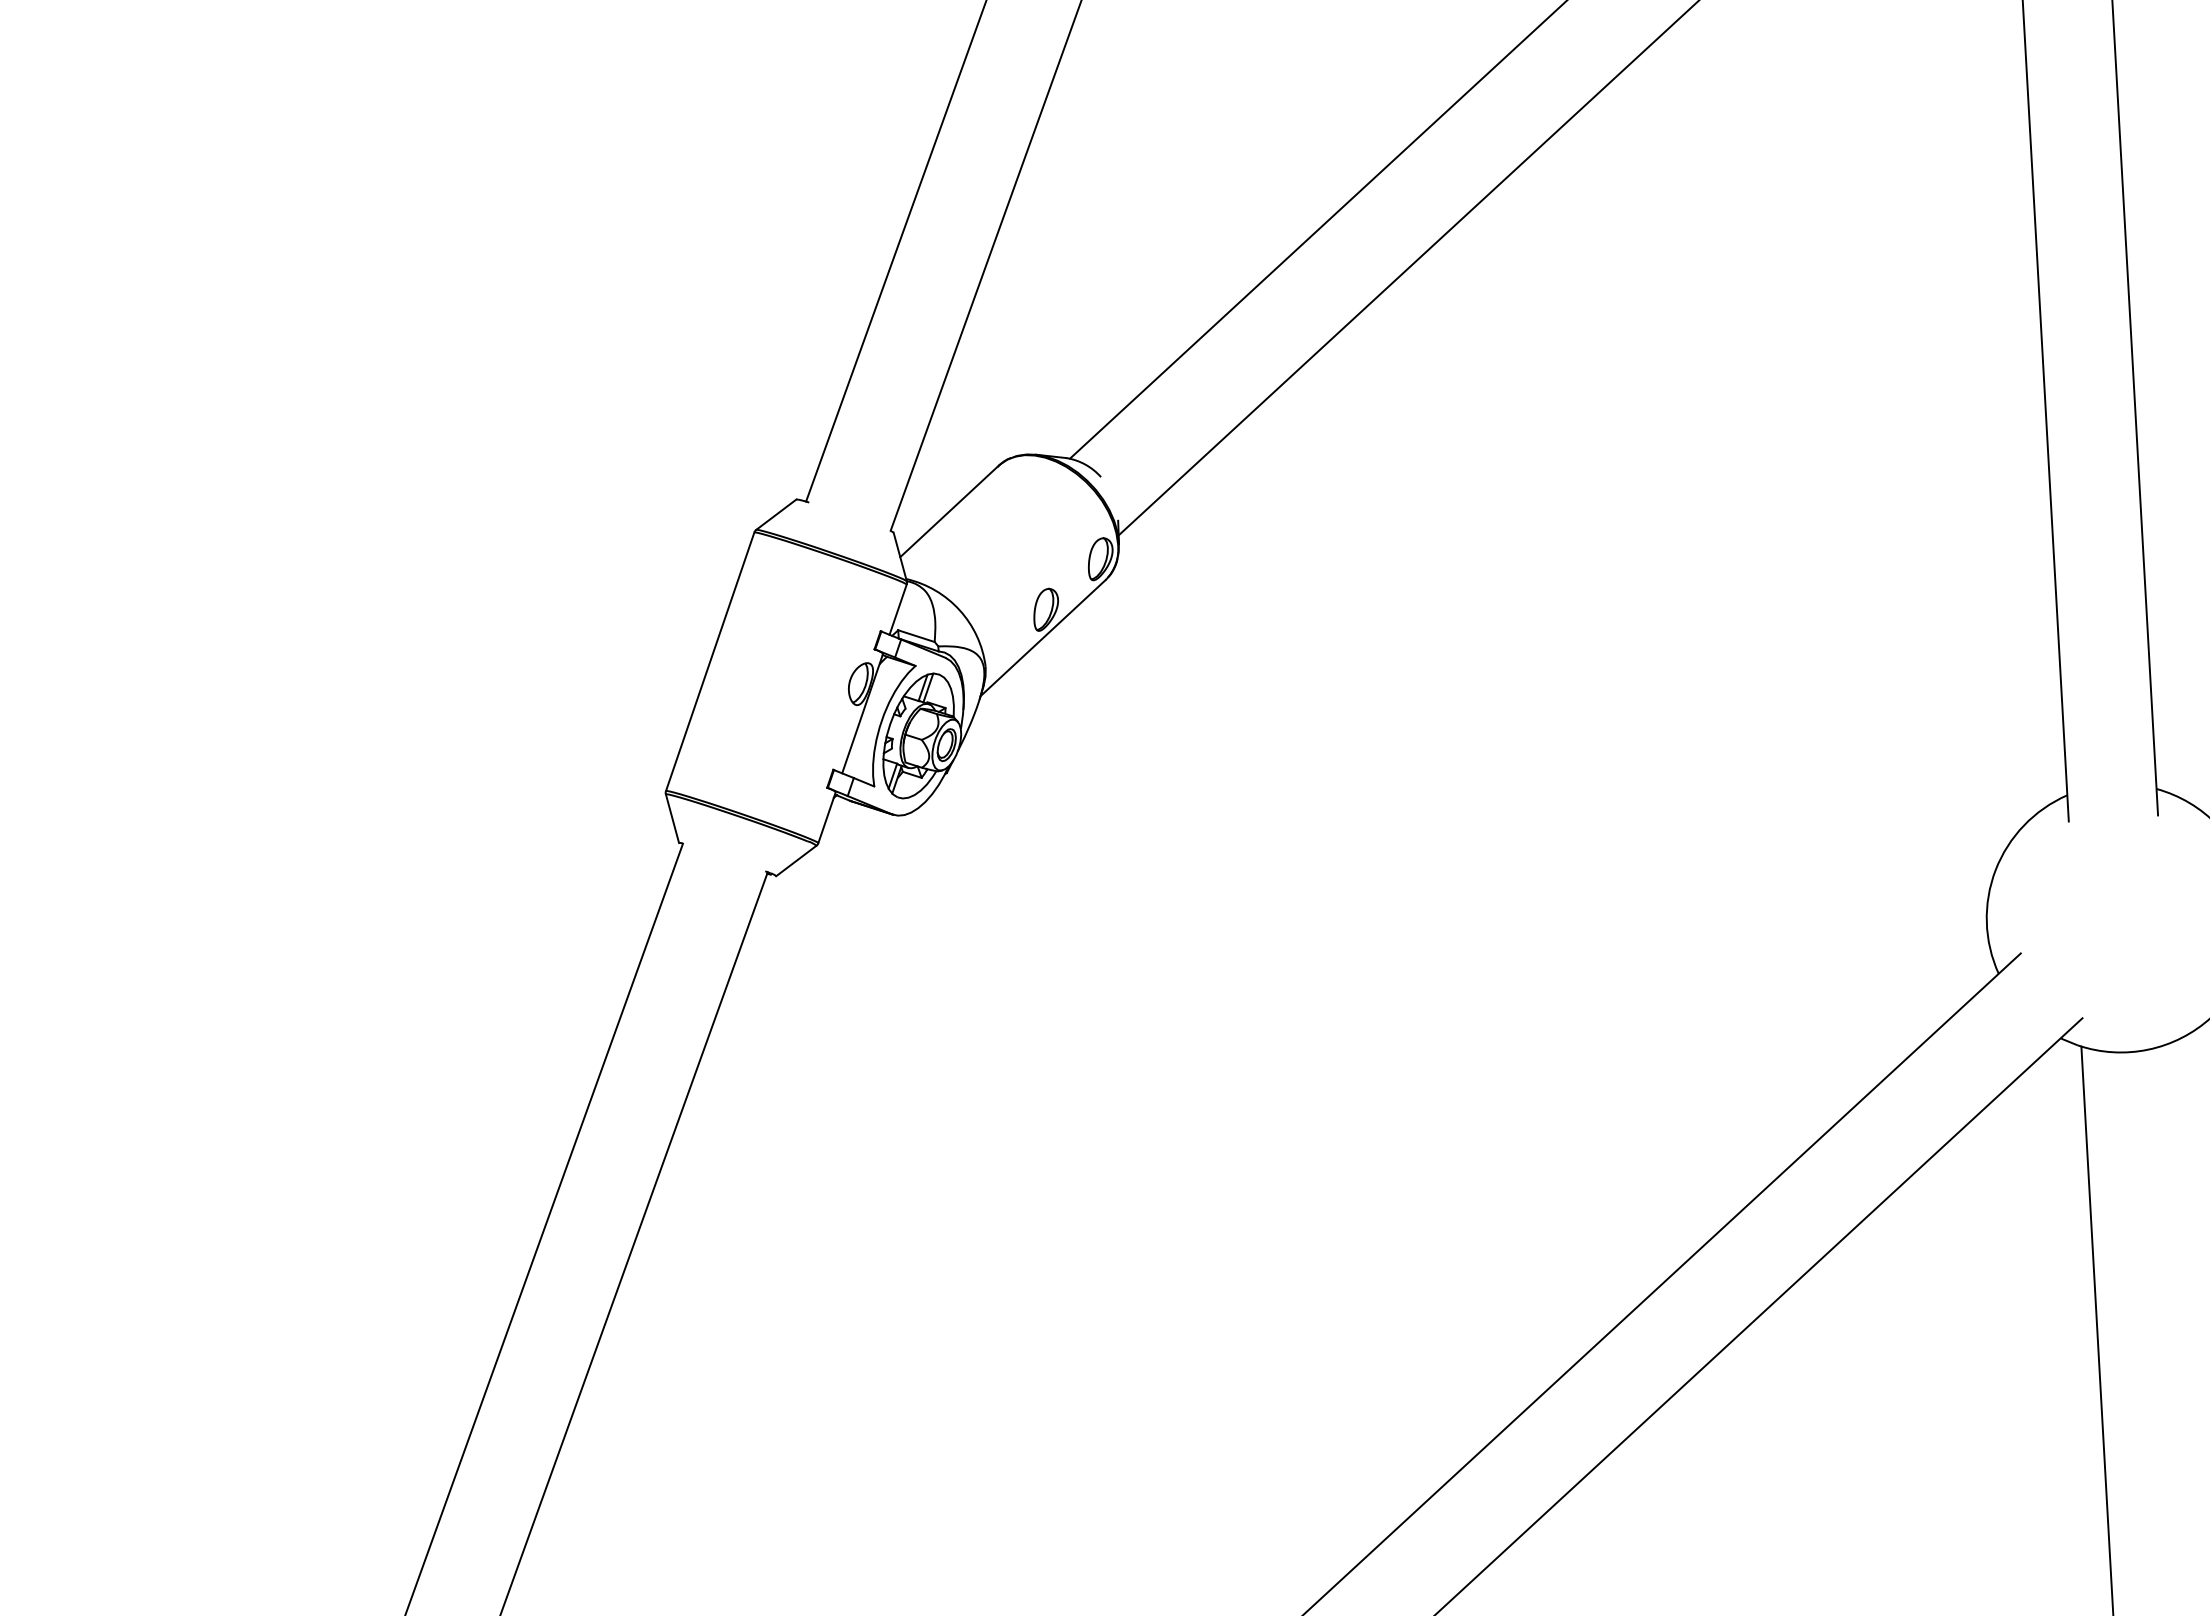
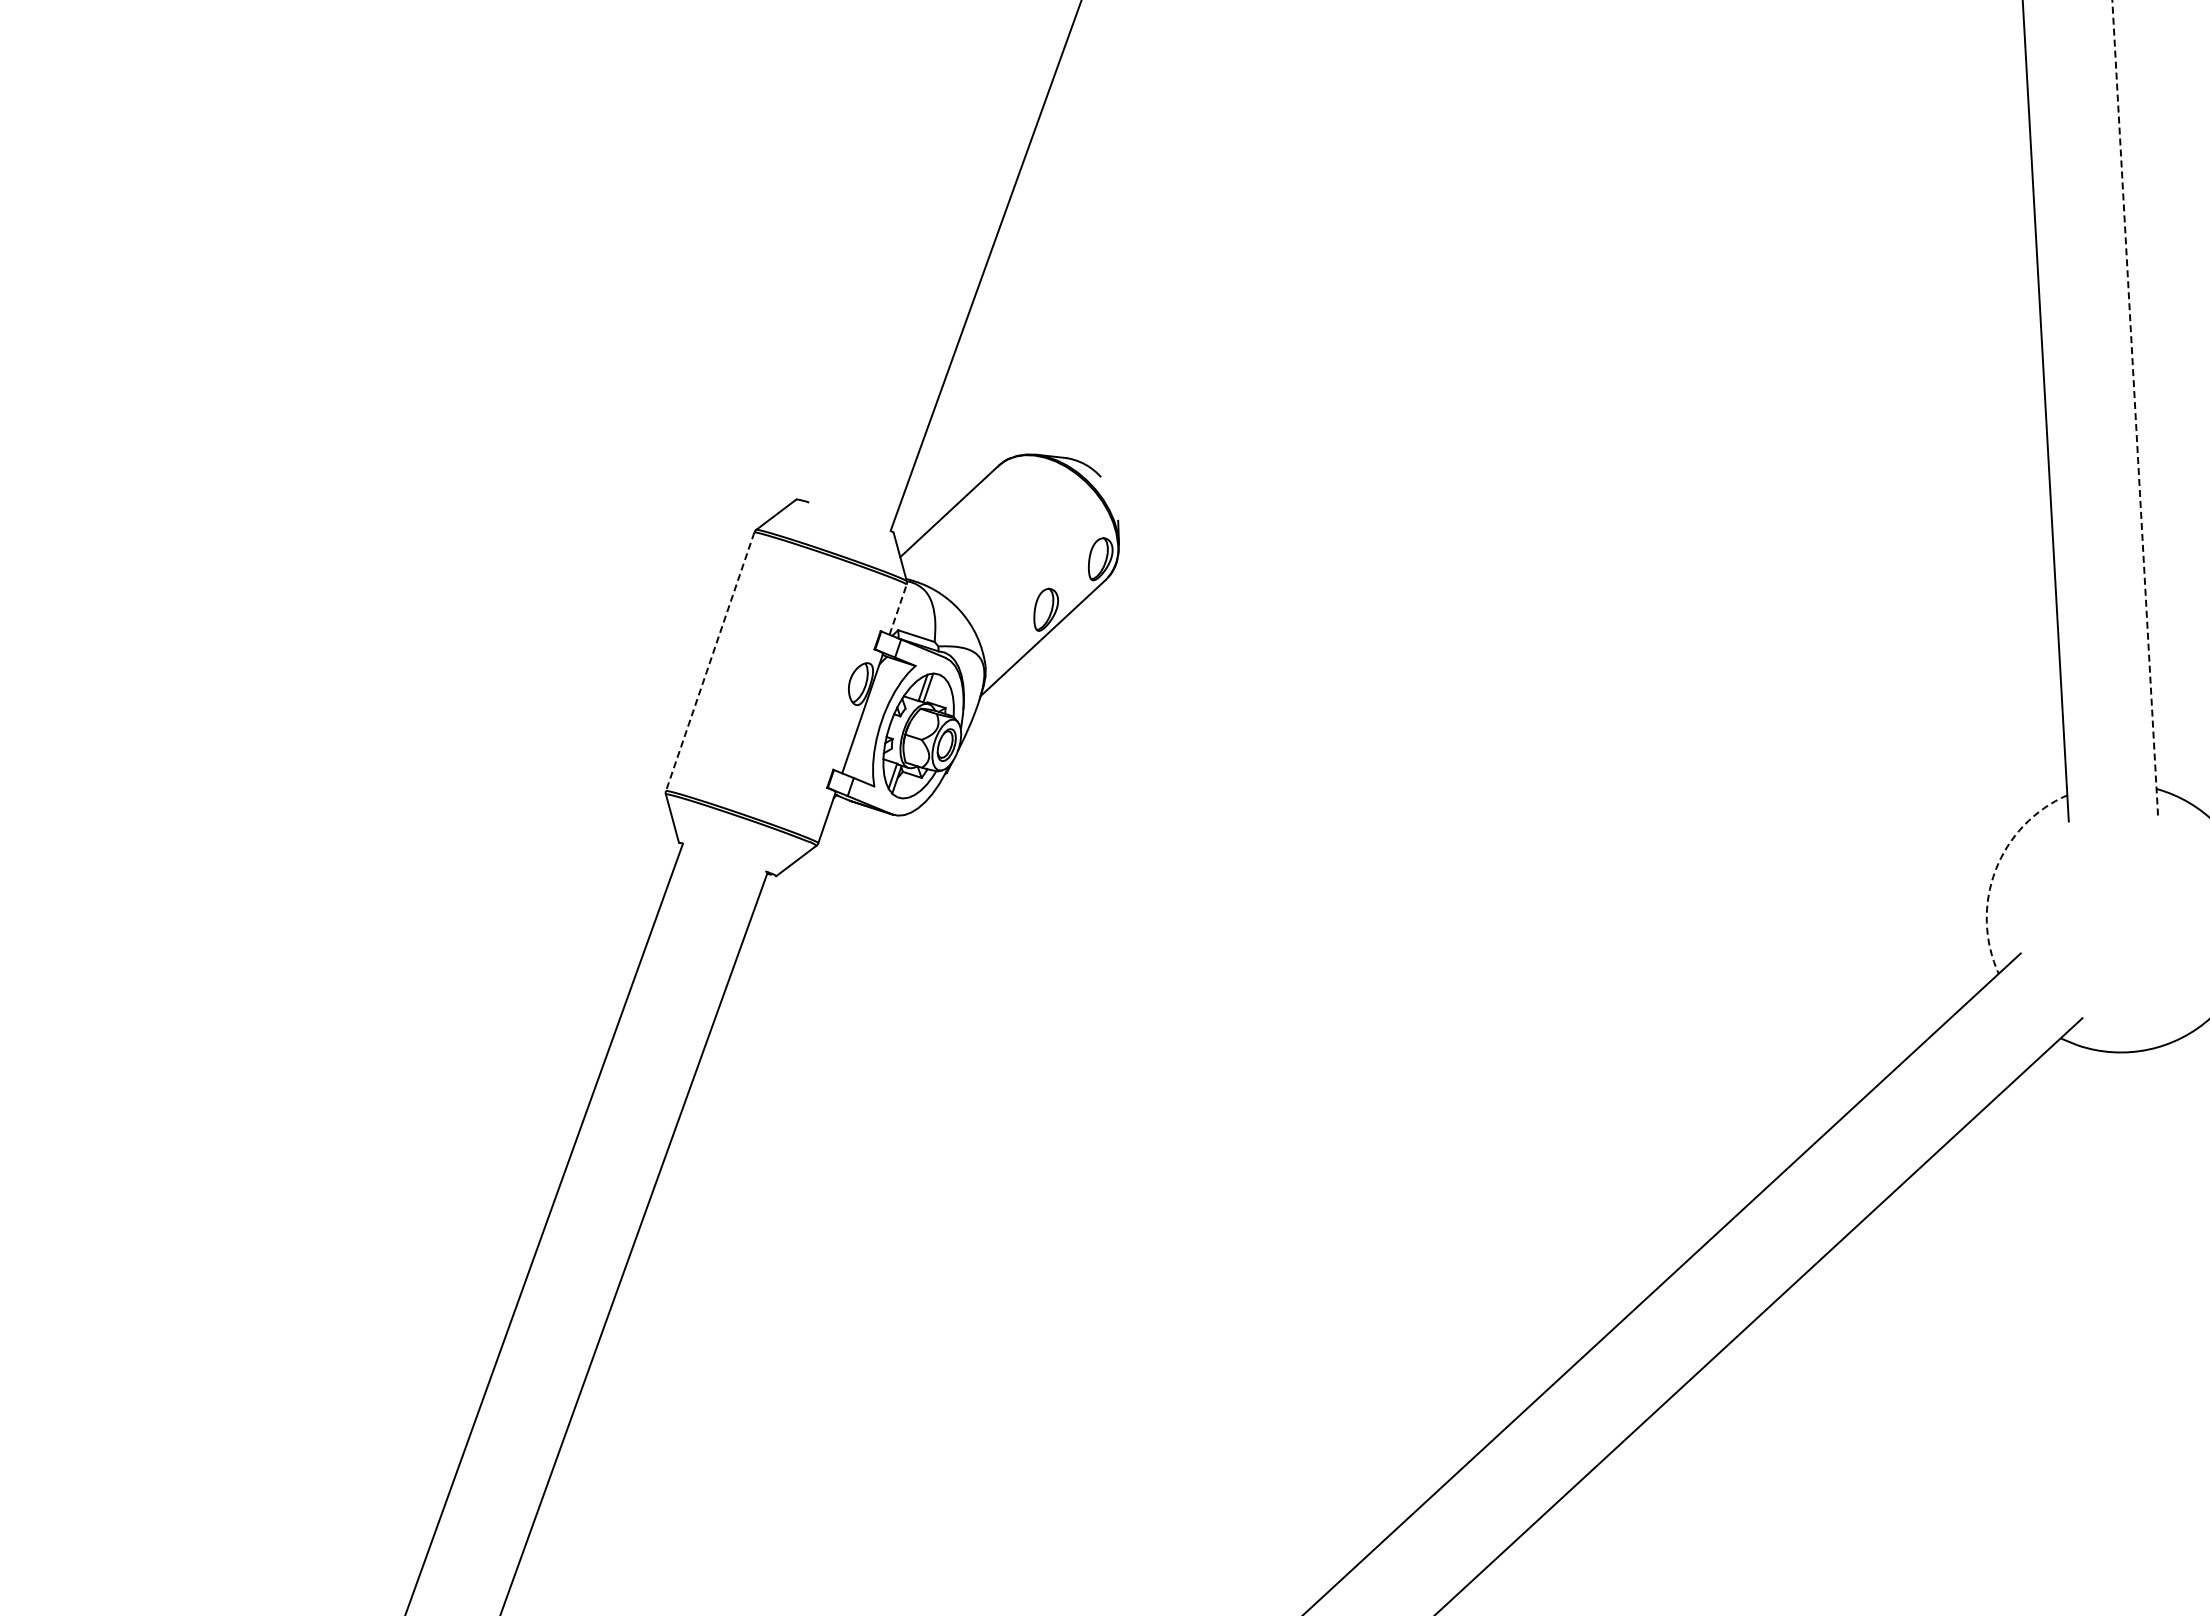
line: present -> none (1316, 230)
line: present -> none (895, 251)
line: present -> none (1407, 268)
line: solid -> dashed (2135, 407)
line: solid -> dashed (898, 609)
line: solid -> dashed (710, 661)
arc: solid -> dashed (1995, 870)
line: present -> none (2097, 1329)
